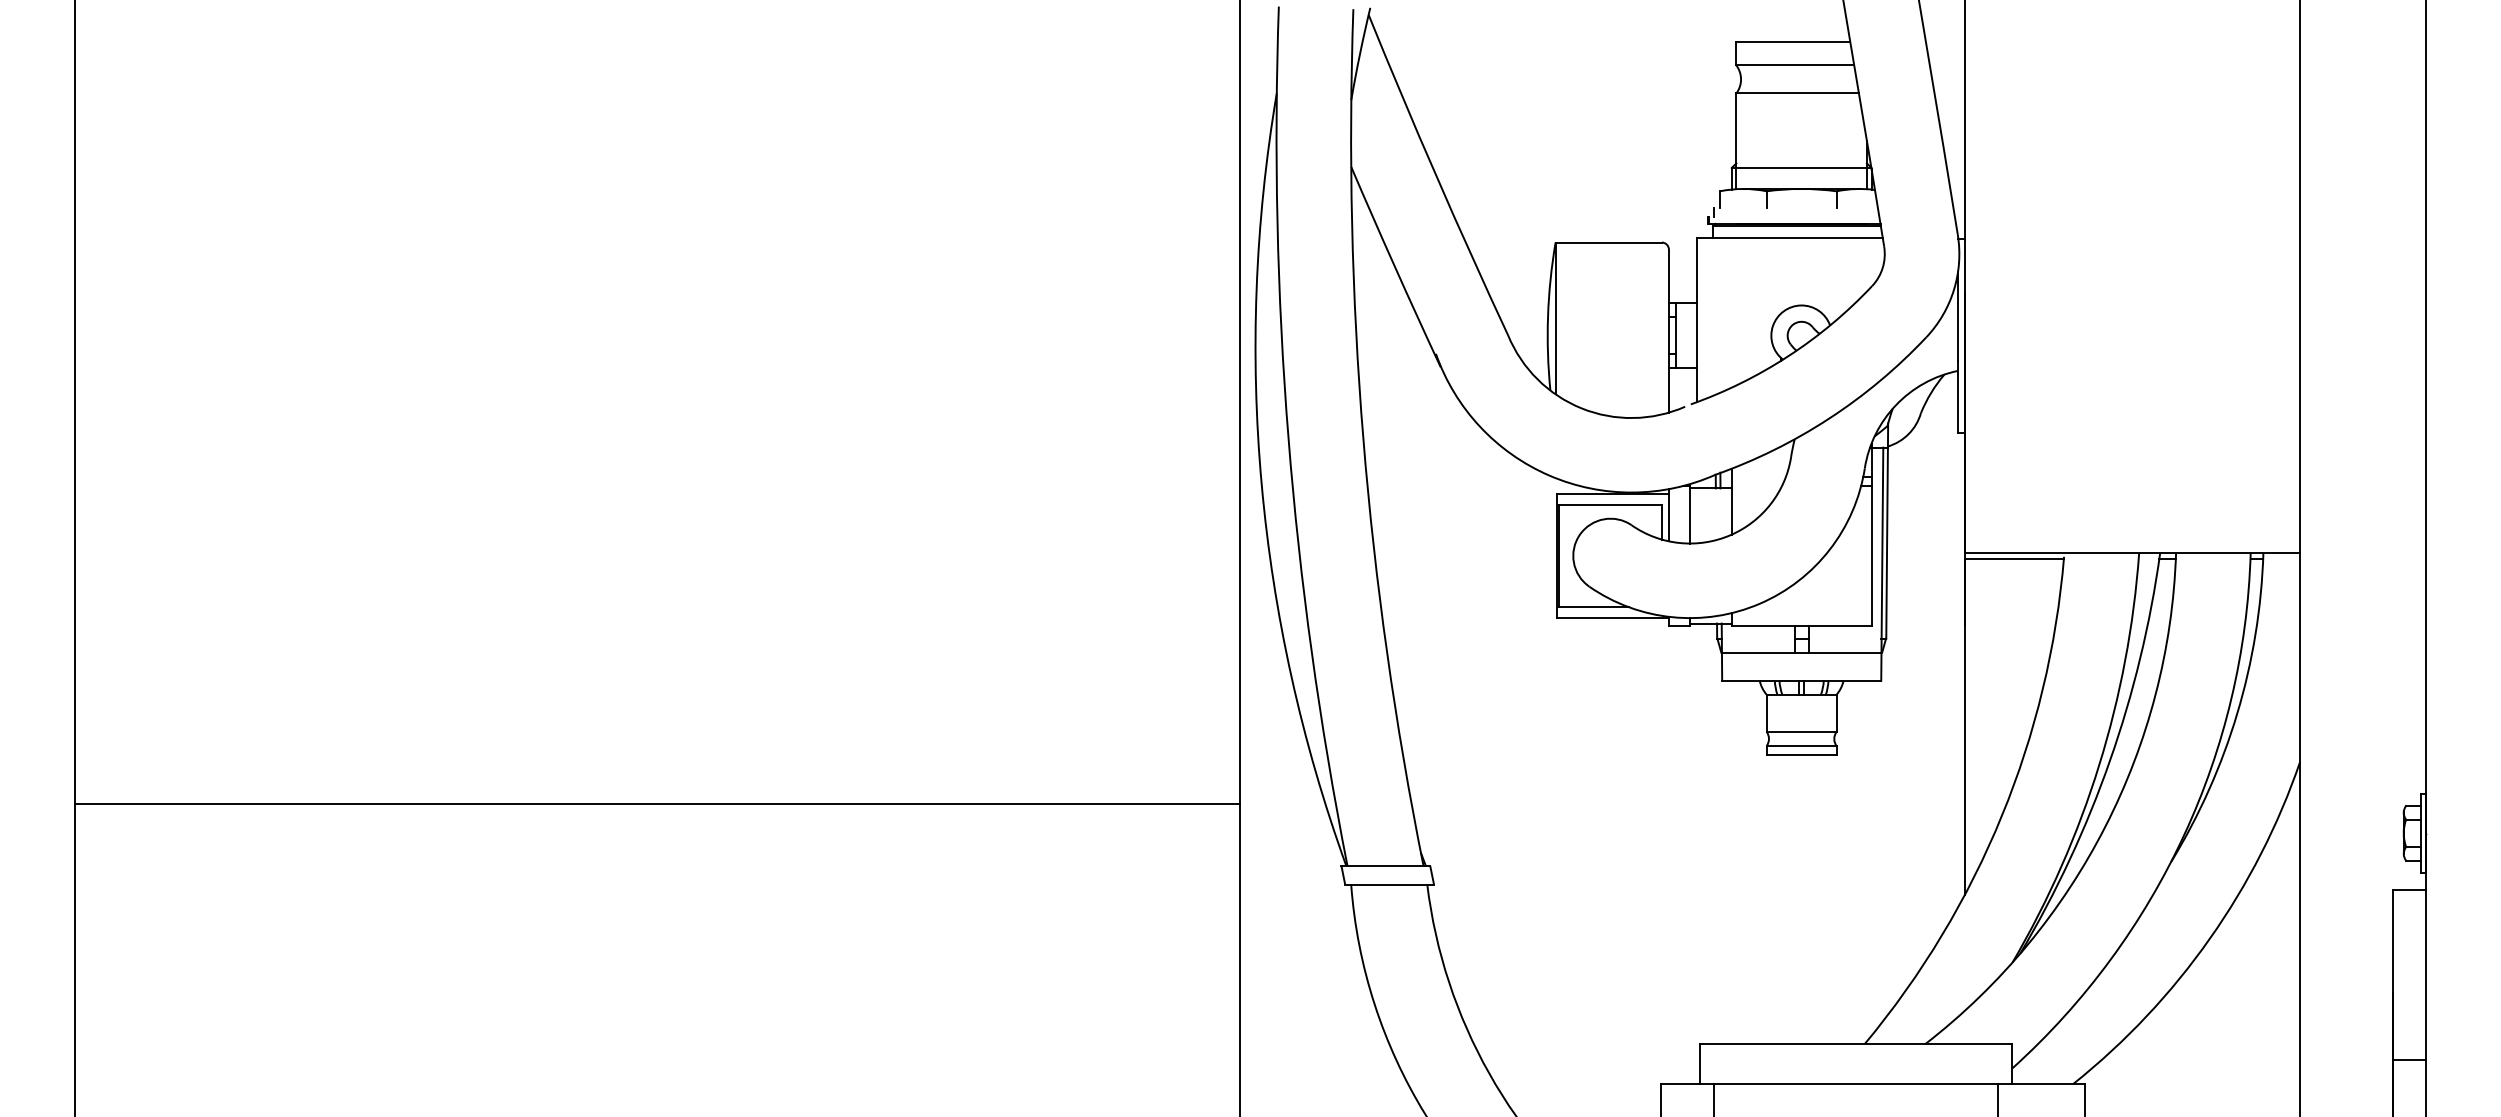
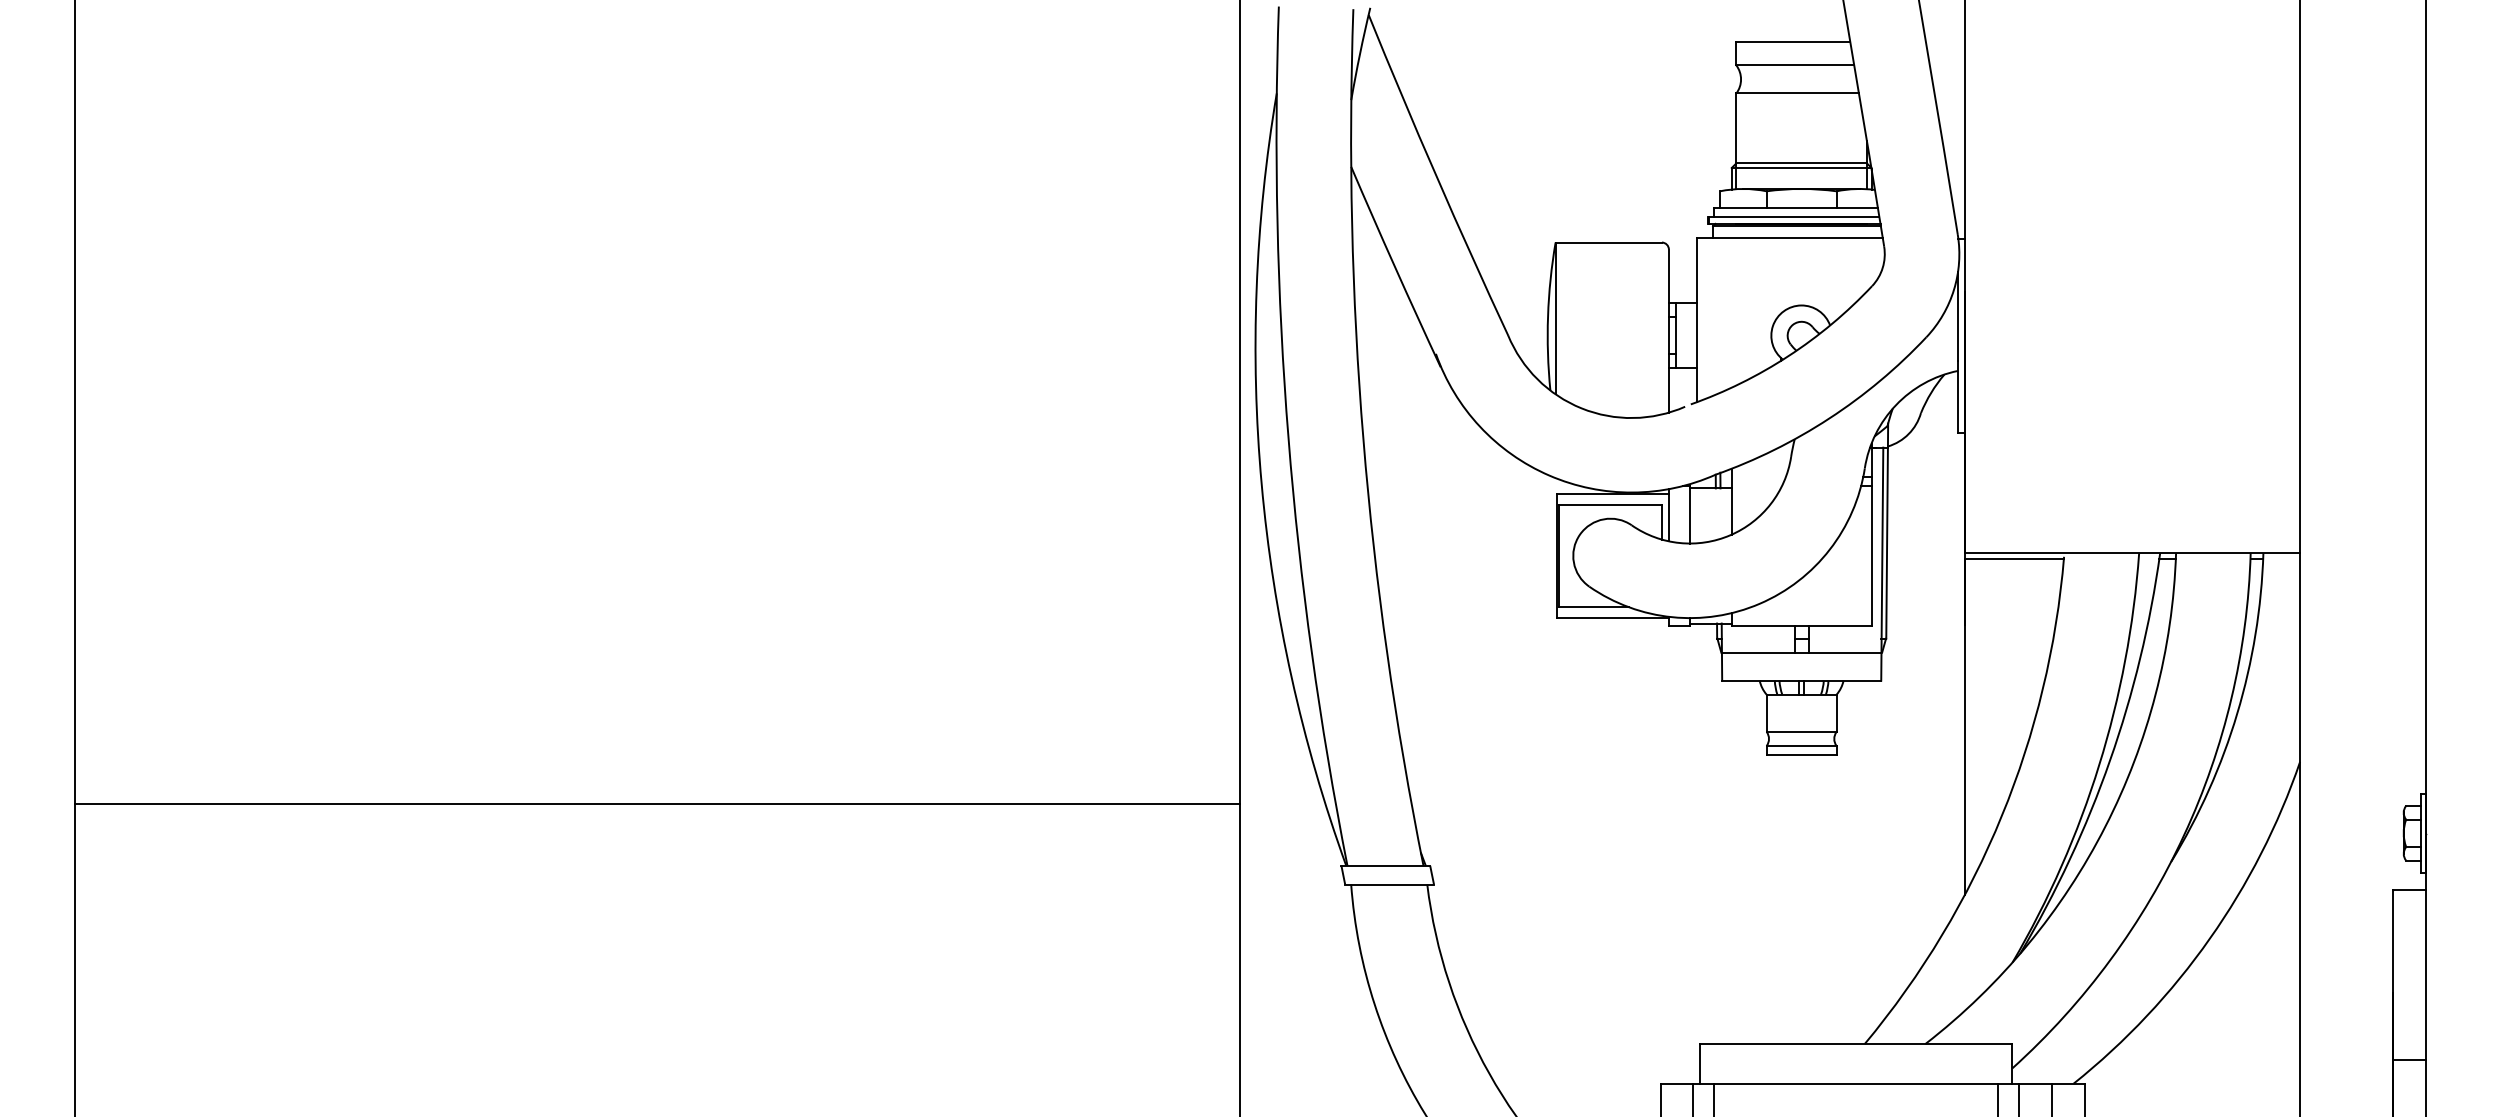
line: none -> present (1801, 163)
line: none -> present (1795, 207)
line: none -> present (1793, 216)
line: none -> present (1693, 1098)
line: none -> present (2019, 1098)
line: none -> present (2052, 1098)
